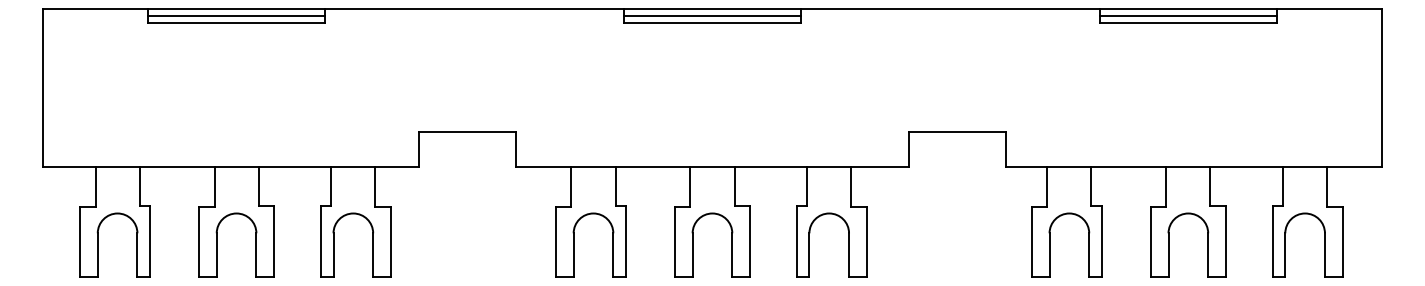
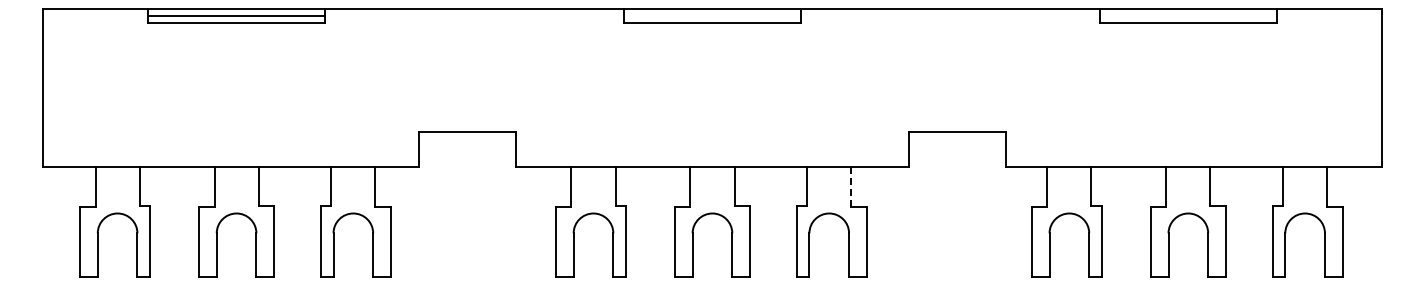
line: present -> none (712, 15)
line: present -> none (1188, 15)
line: solid -> dashed (851, 187)
